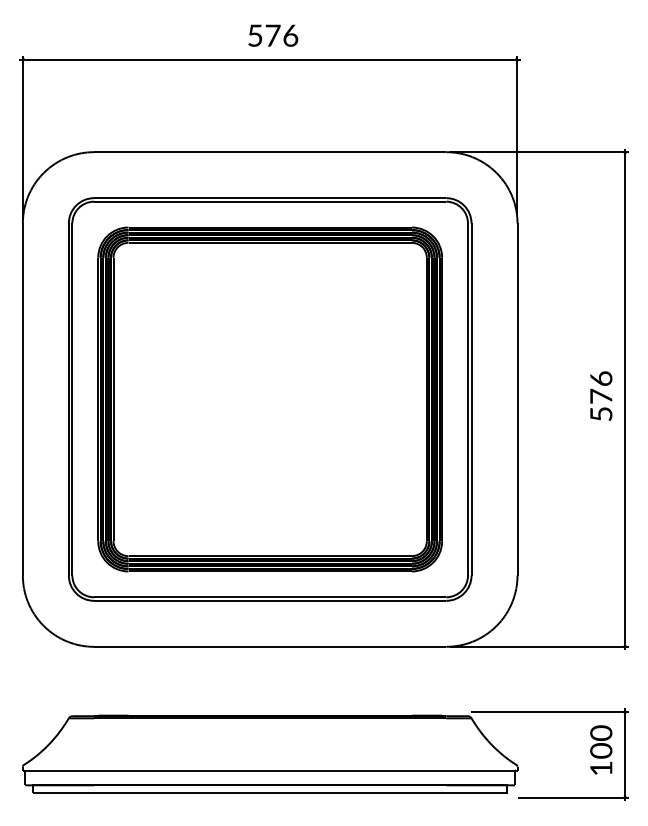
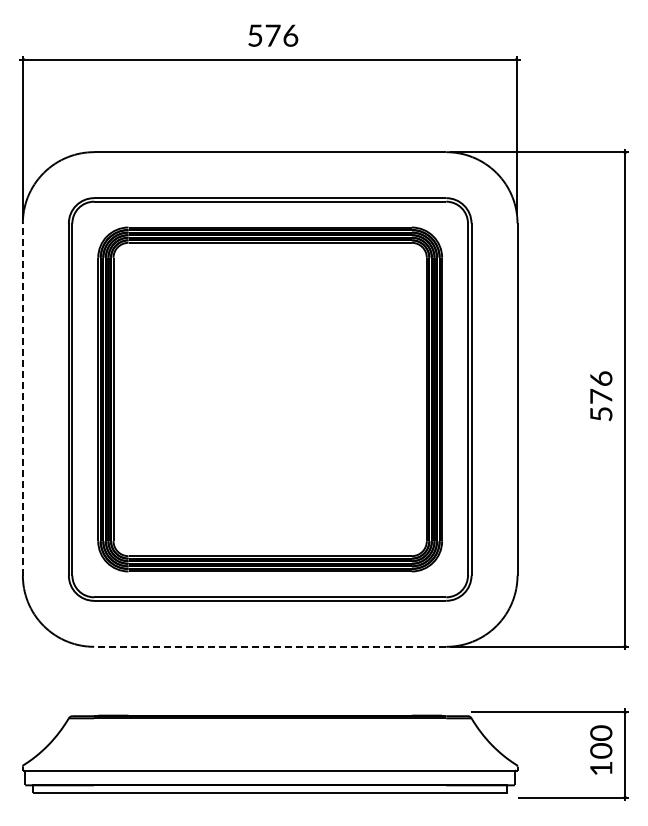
line: solid -> dashed (22, 399)
line: solid -> dashed (269, 646)
